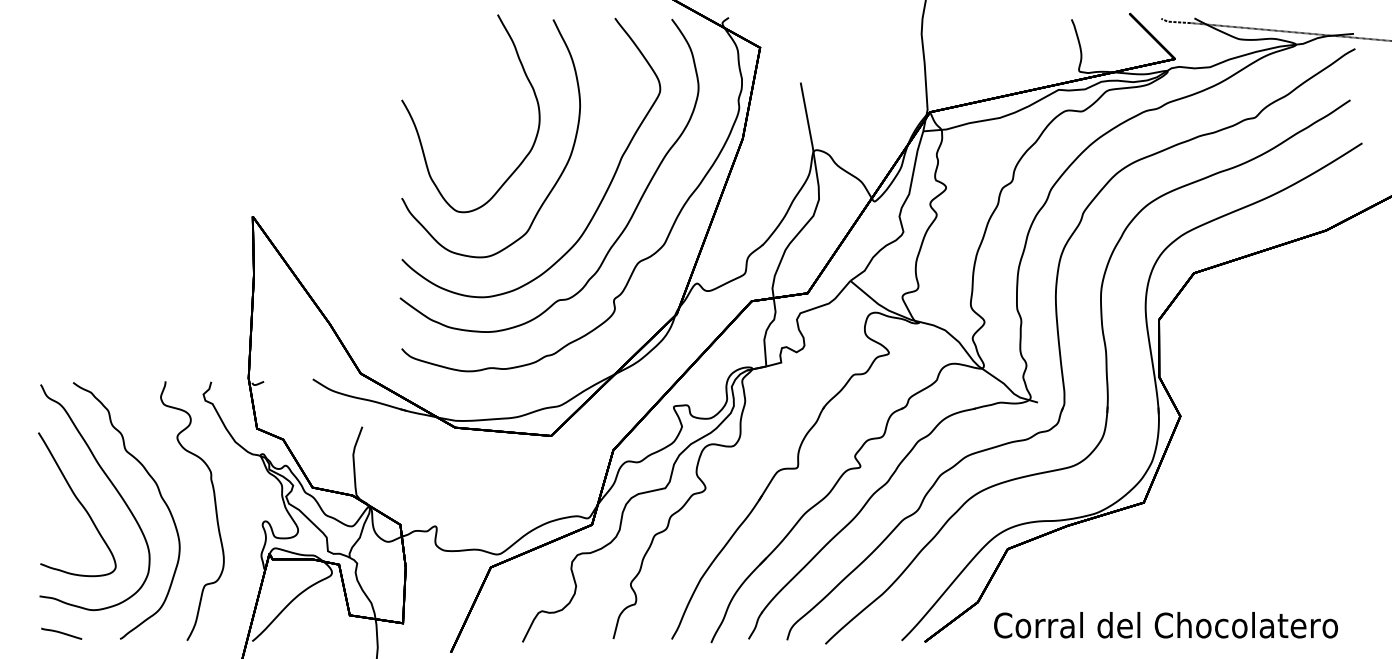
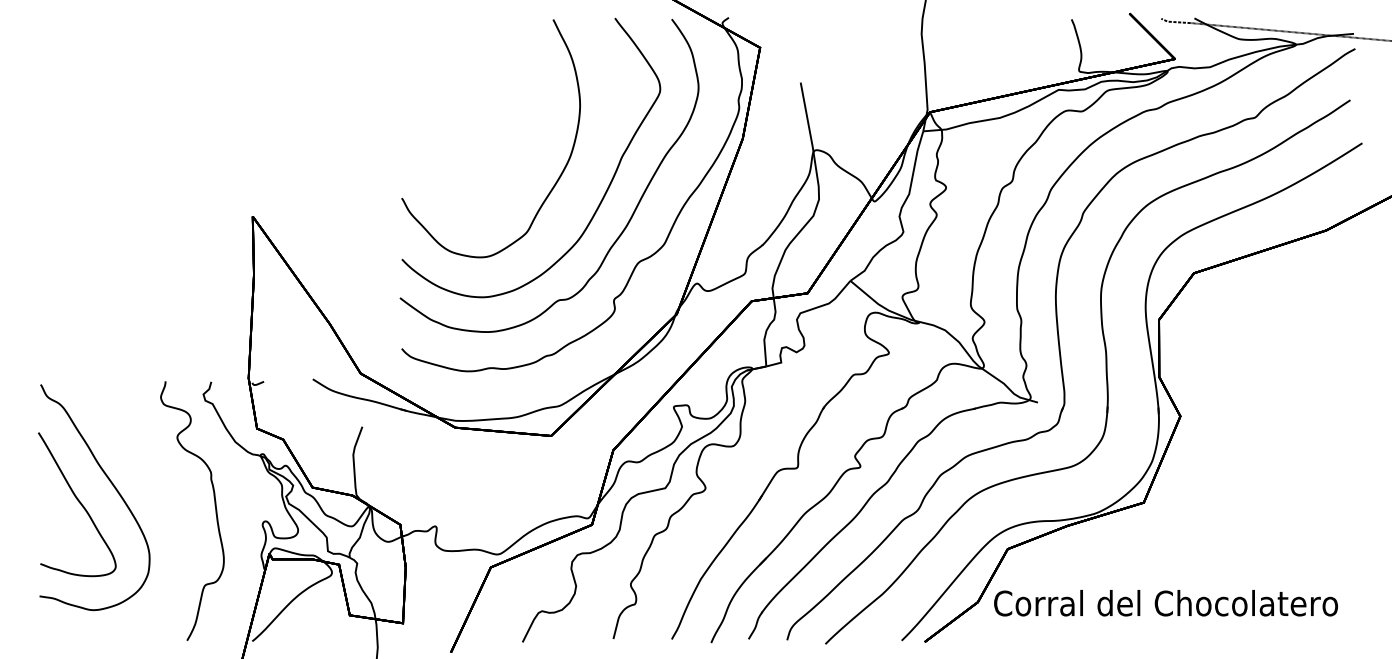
curve: present -> none (418, 131)
part: present -> none (158, 492)
text position: (1165, 625) -> (1165, 603) (1165, 603)
